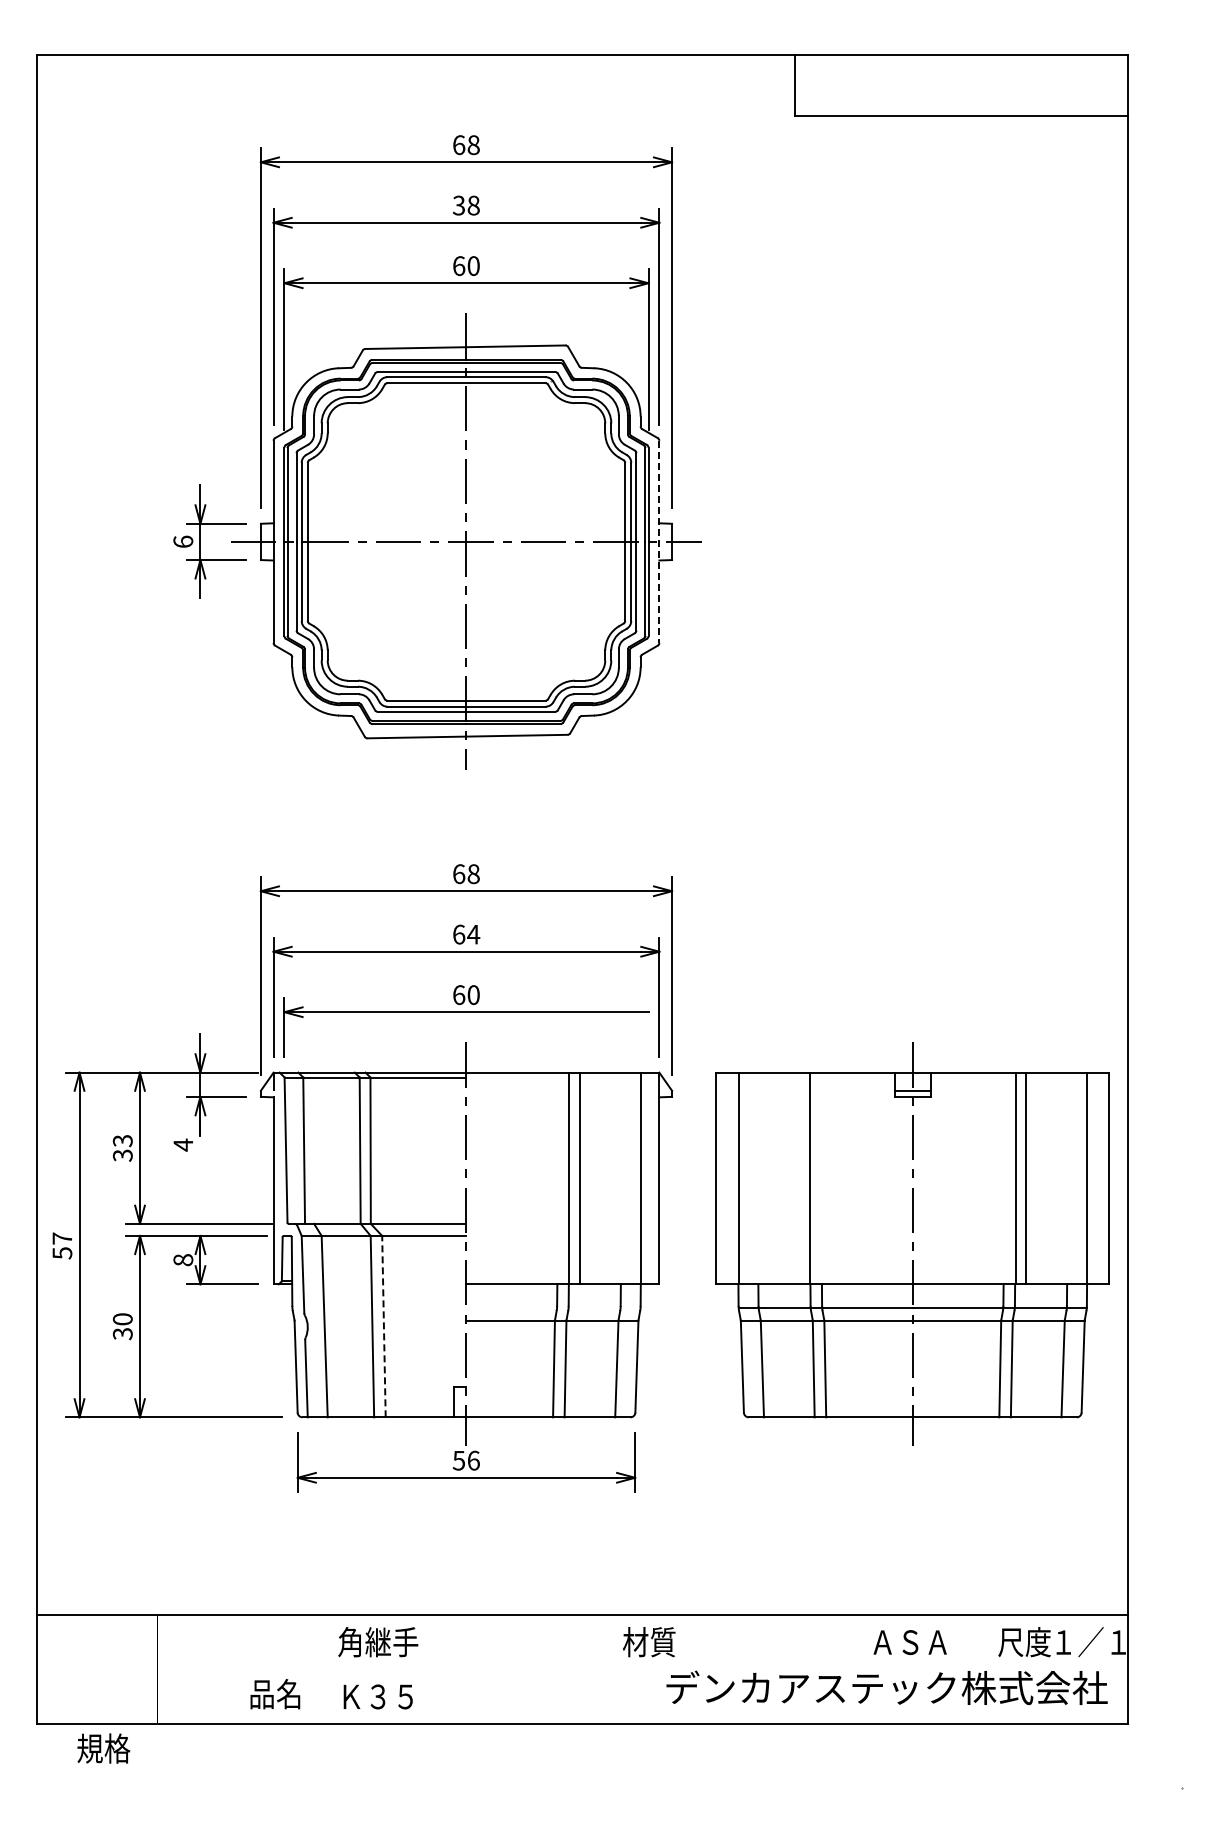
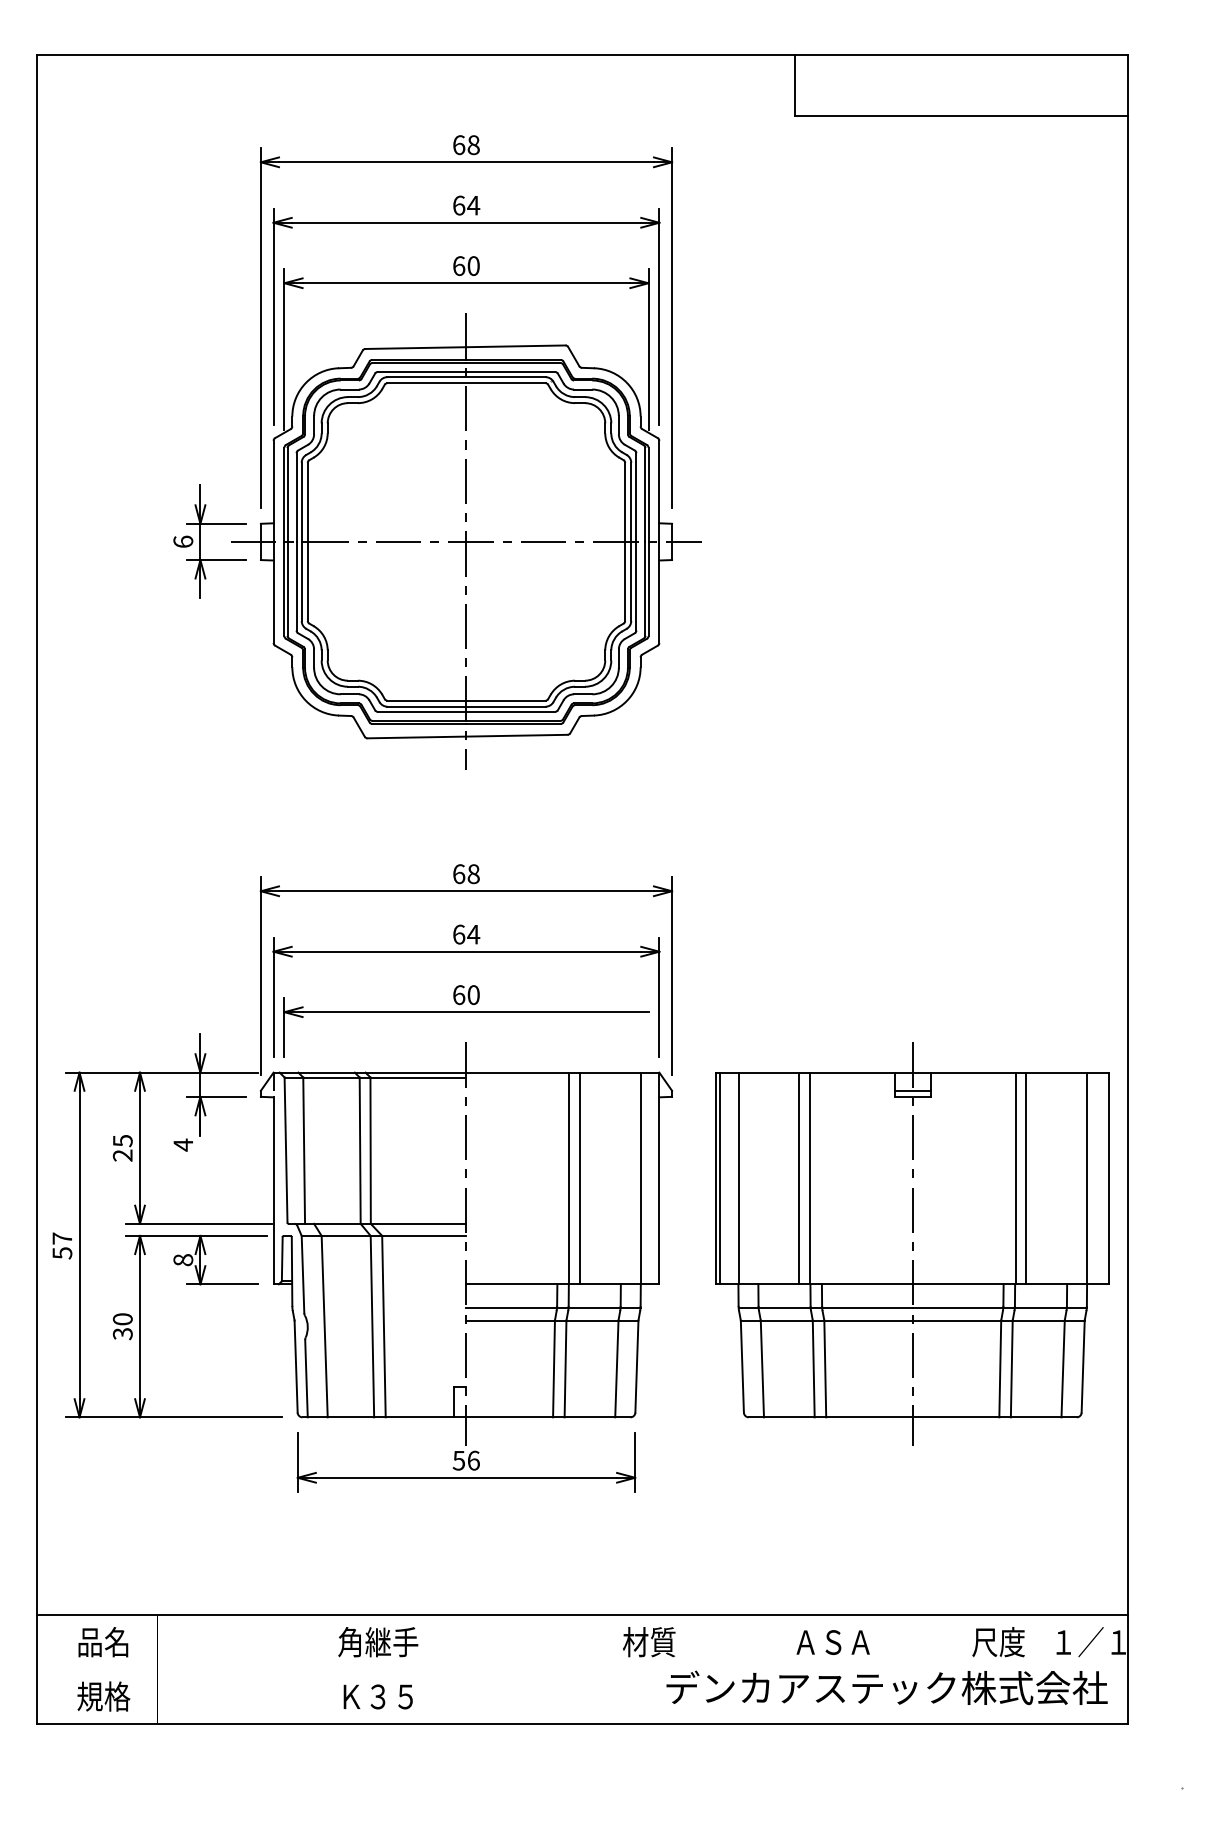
text: 38 -> 64 (466, 205)
line: dashed -> solid (659, 542)
text: 33 -> 25 (122, 1148)
line: none -> present (719, 1178)
line: none -> present (799, 1178)
line: none -> present (553, 1308)
line: dashed -> solid (383, 1326)
text position: (909, 1642) -> (832, 1642) (832, 1642)
text position: (1024, 1642) -> (998, 1642) (998, 1642)
text position: (275, 1694) -> (103, 1642) (103, 1642)
text position: (103, 1748) -> (103, 1696) (103, 1696)
